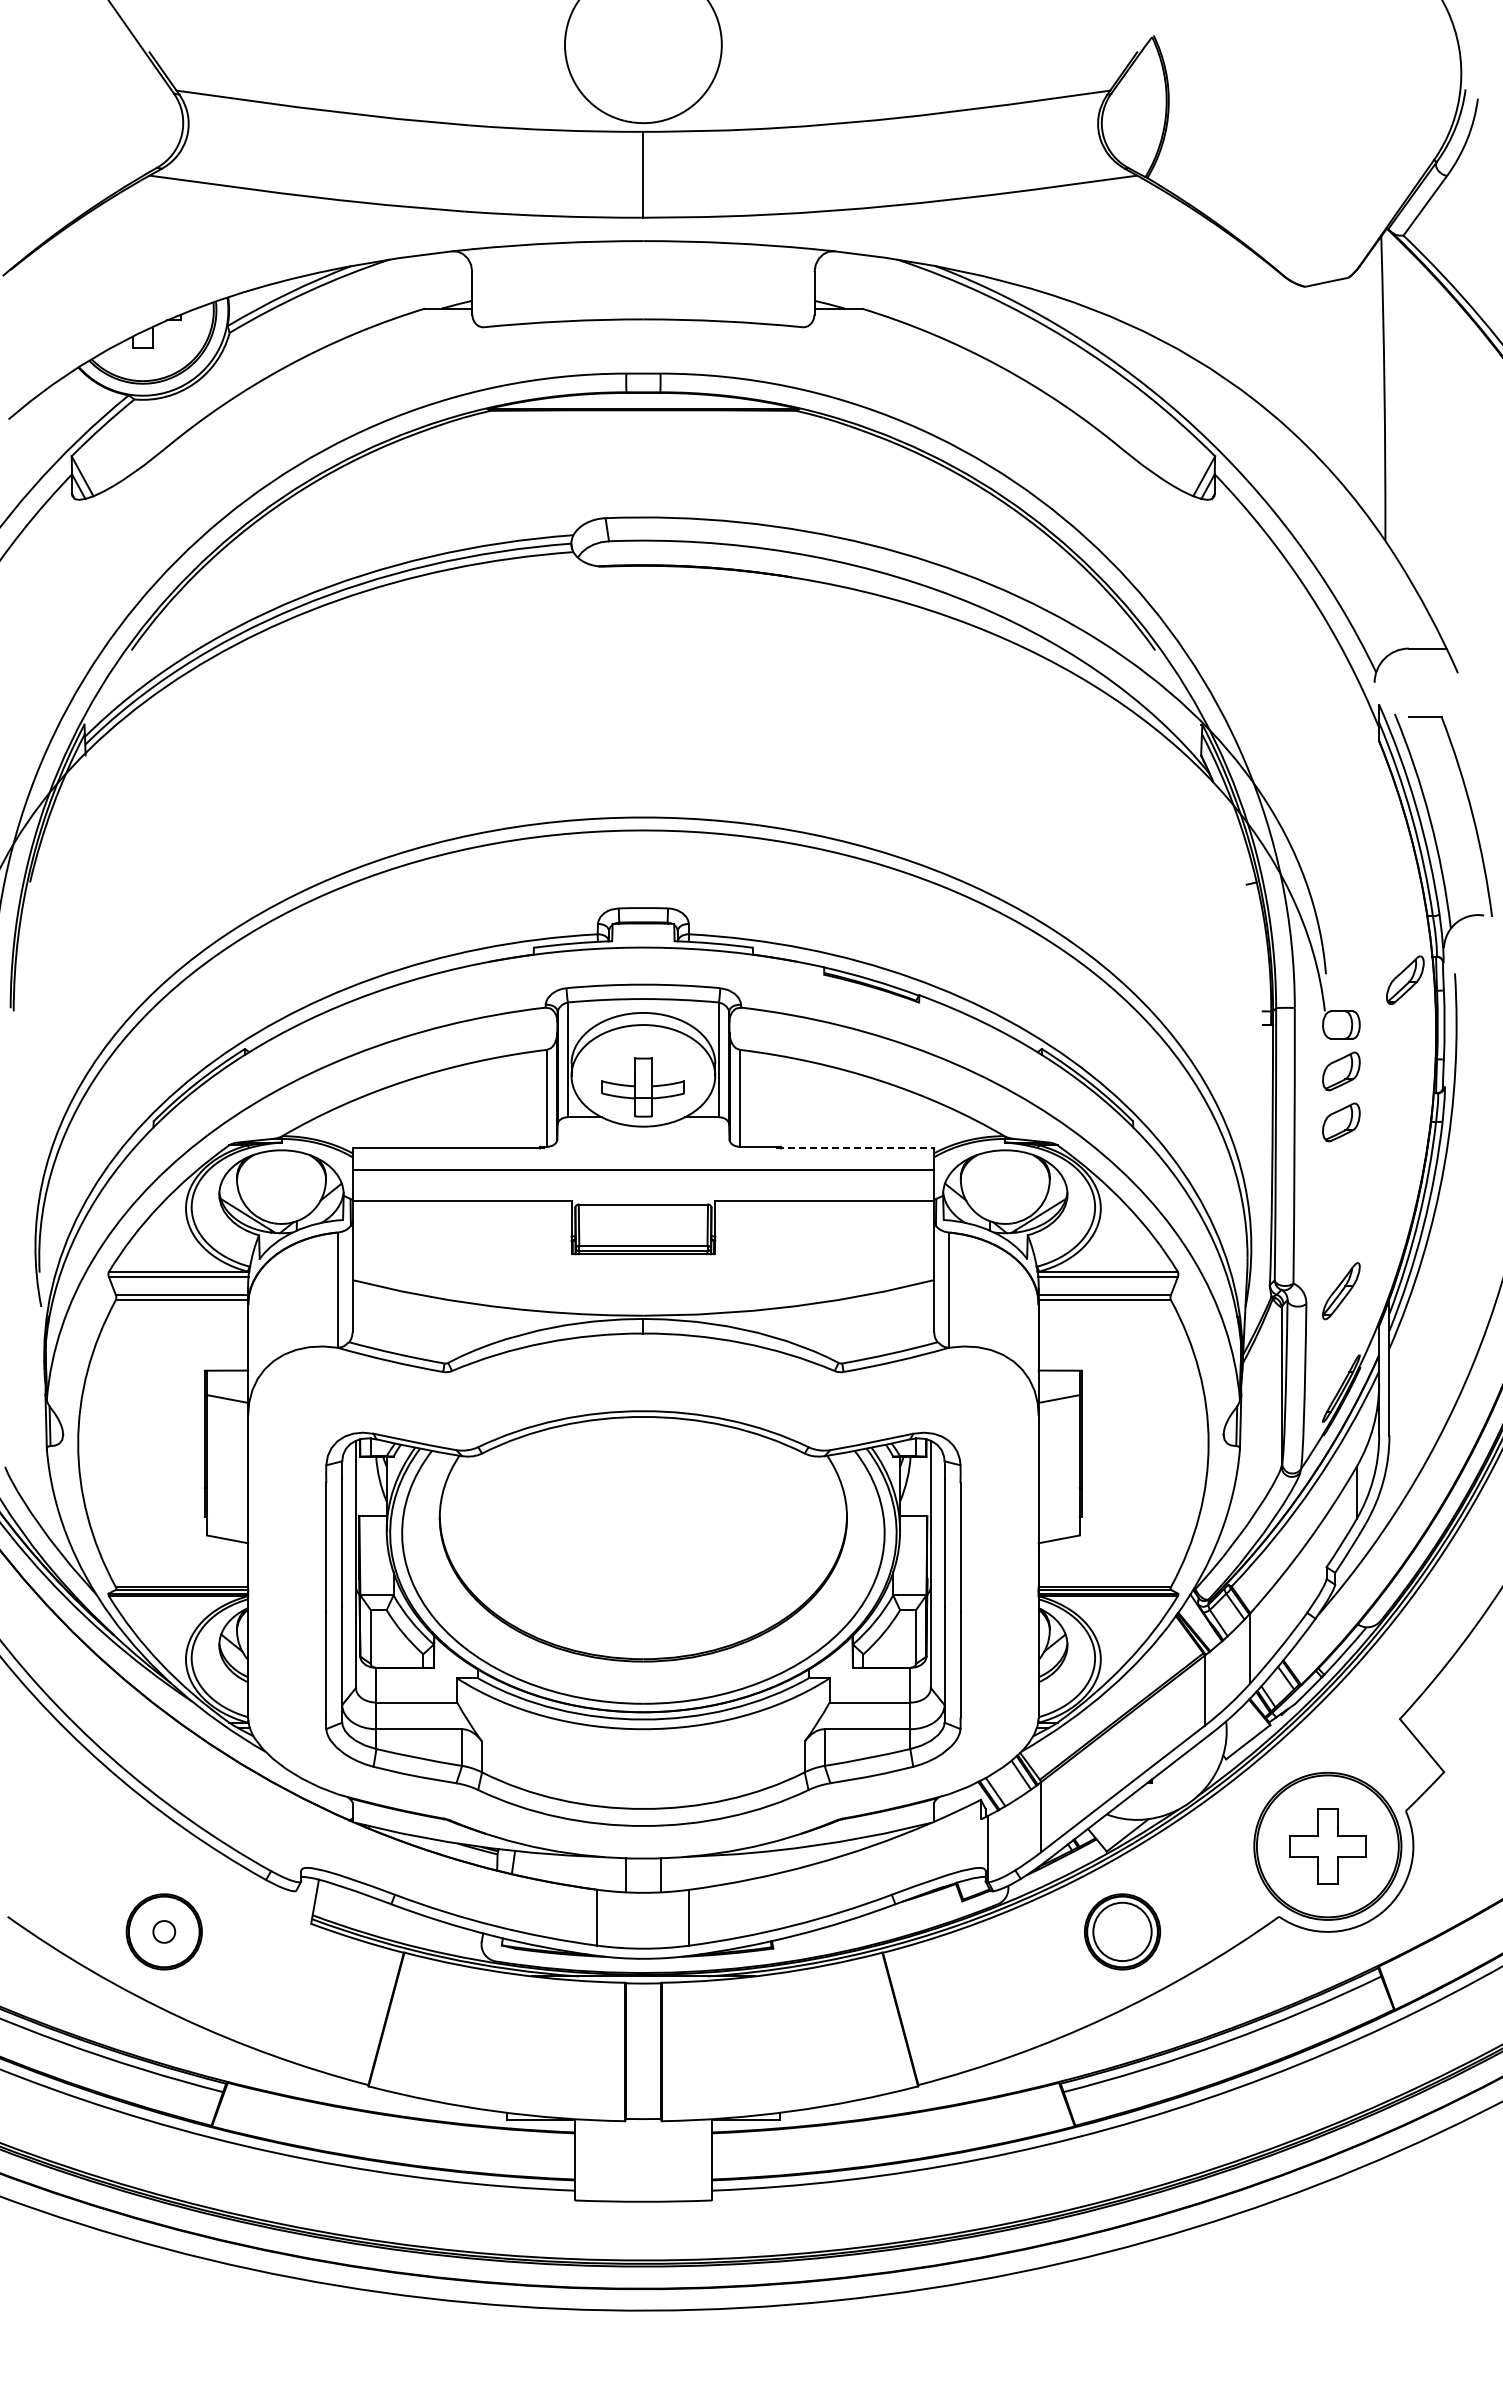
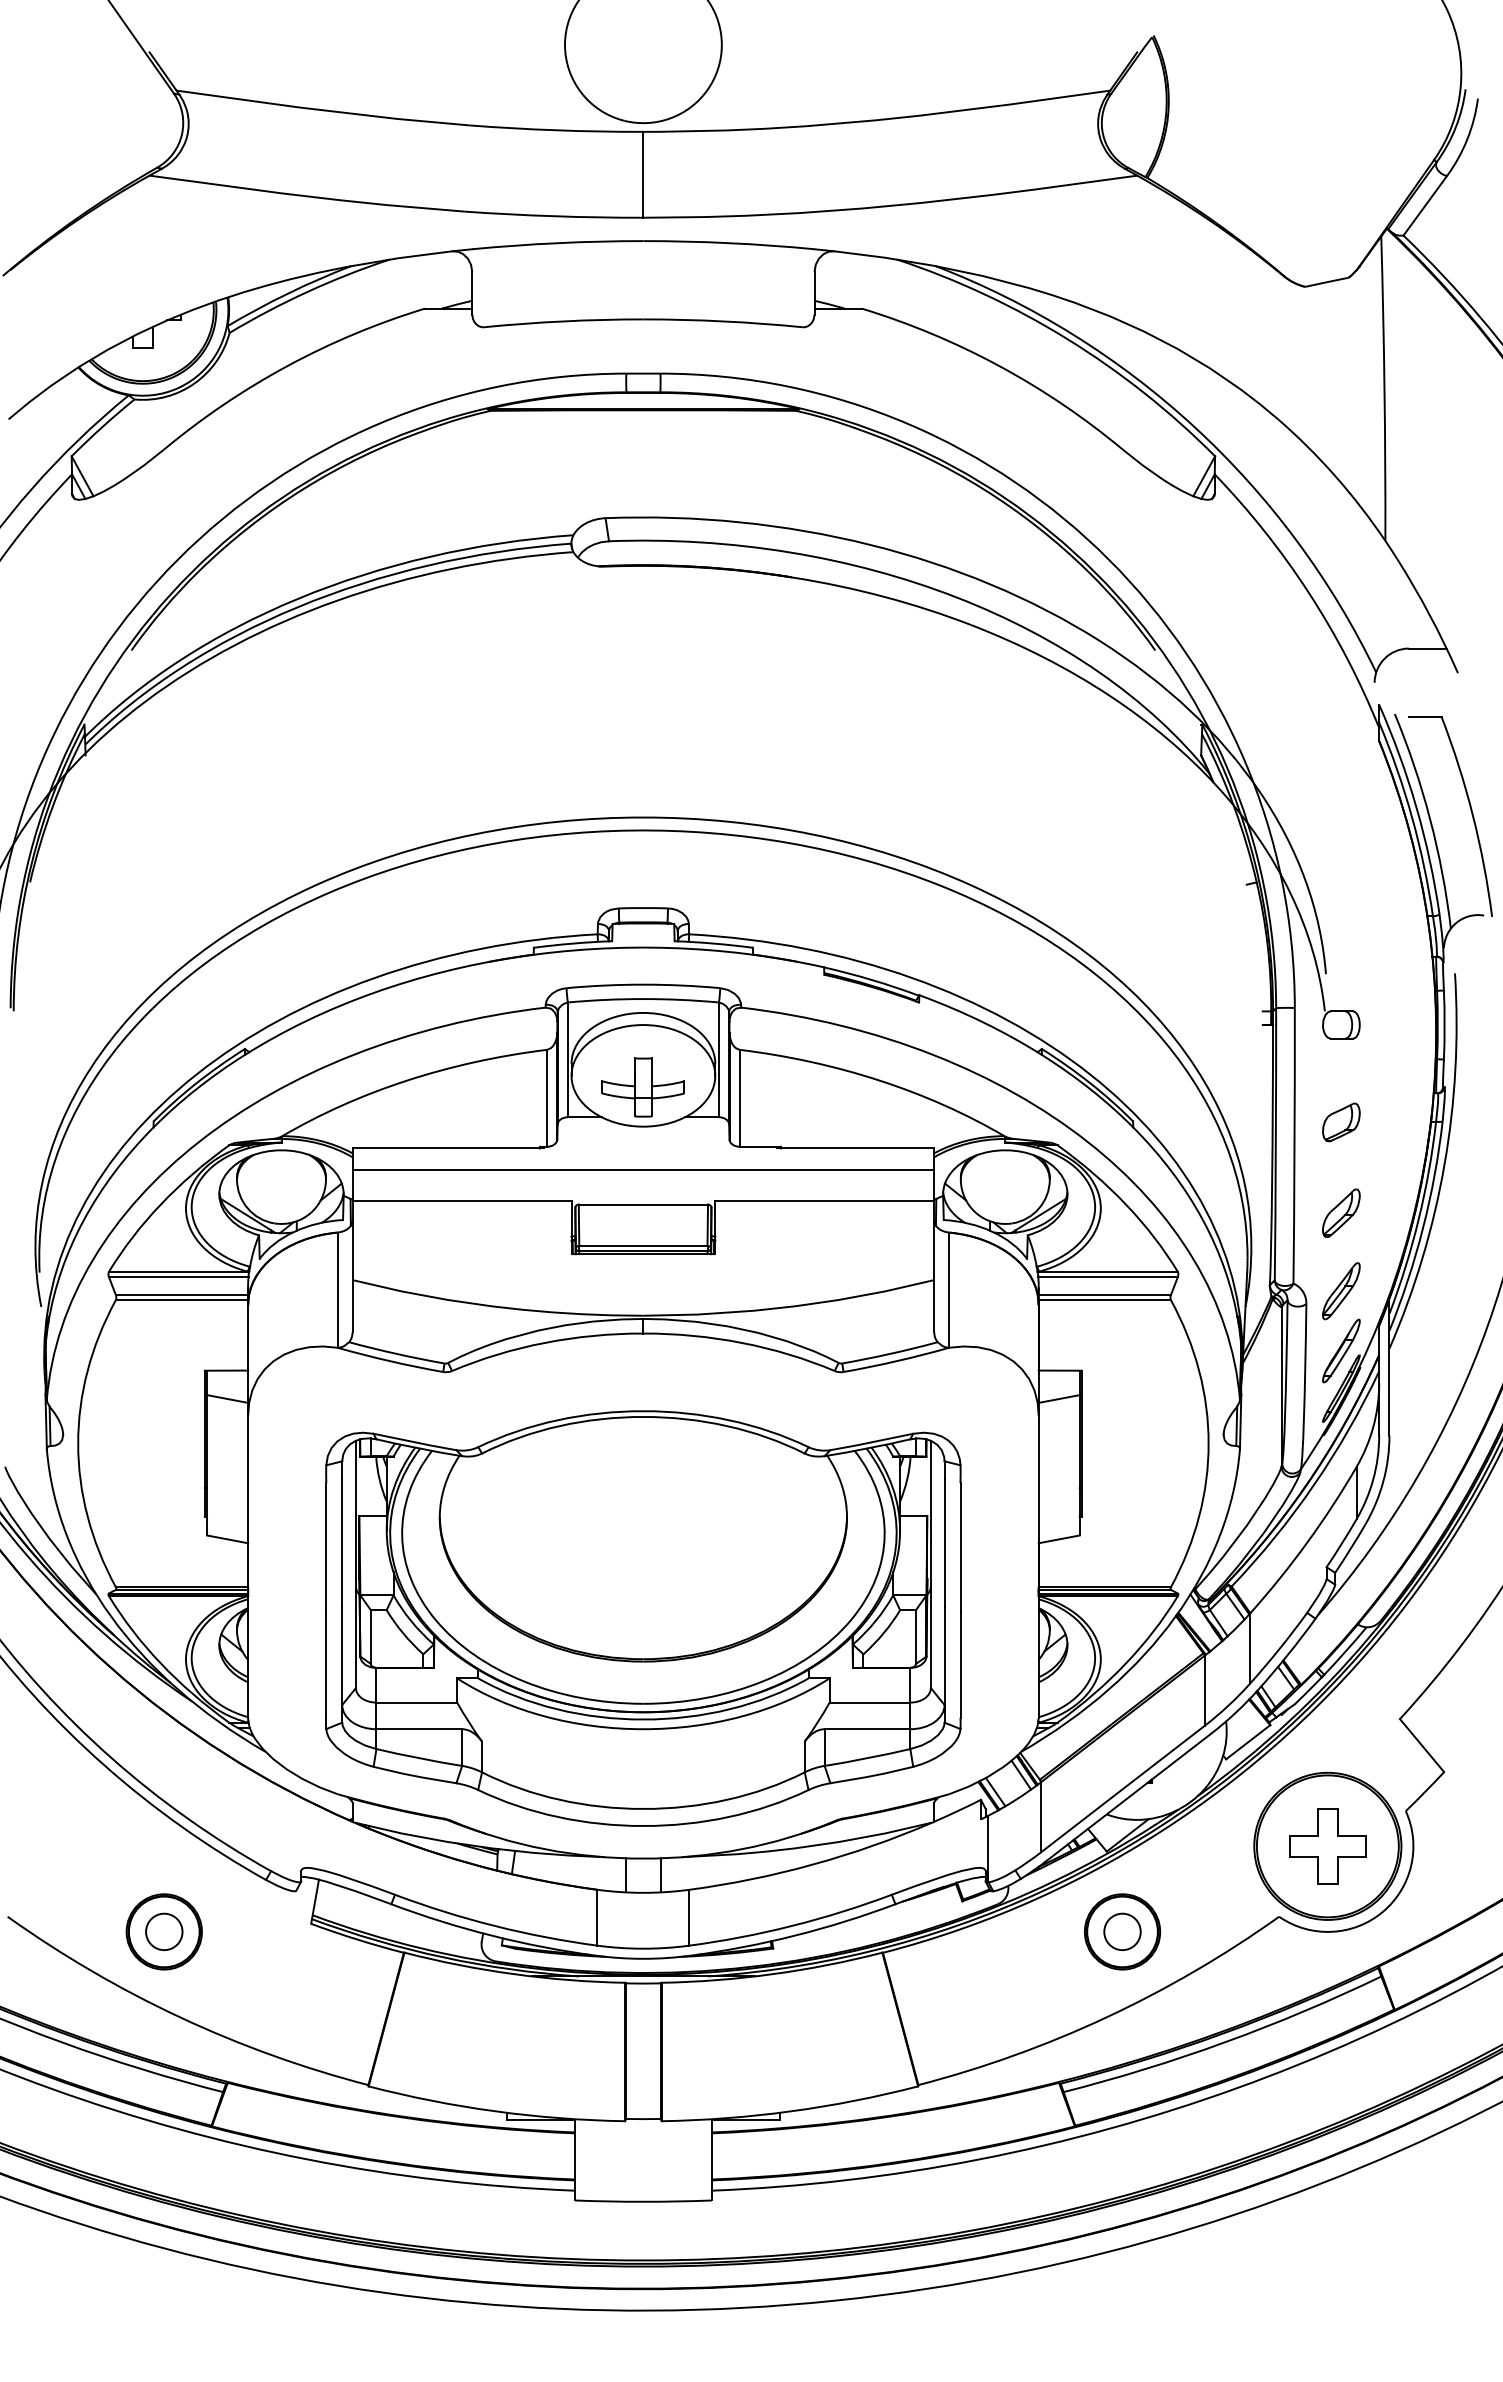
part position: (1405, 979) -> (1341, 1212) (1341, 1212)
part: present -> none (1341, 1071)
line: dashed -> solid (855, 1148)
part: none -> present (1341, 1350)
circle diameter: 22 px -> 36 px (164, 1931)
circle diameter: 58 px -> 36 px (1122, 1931)
